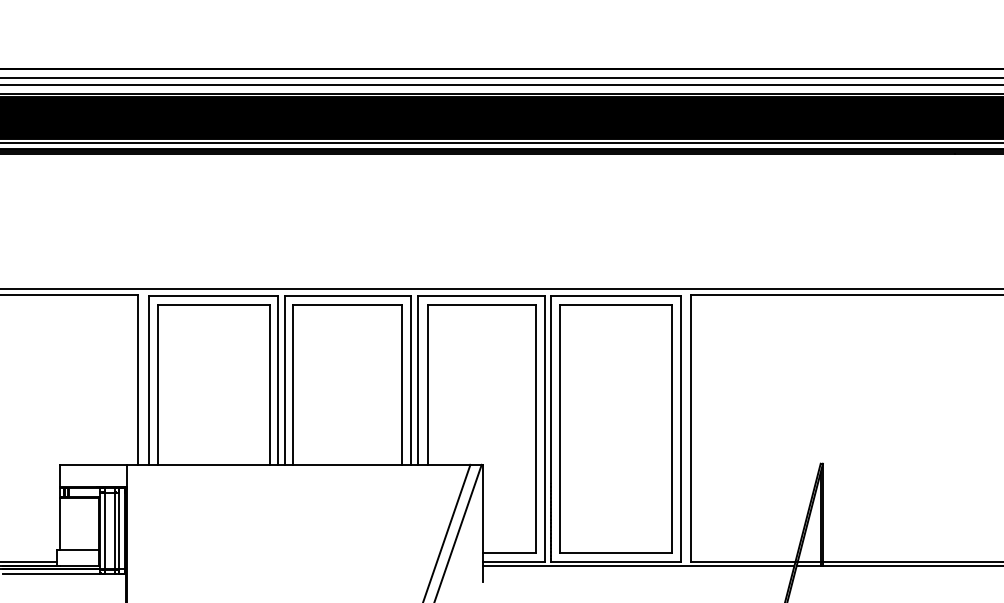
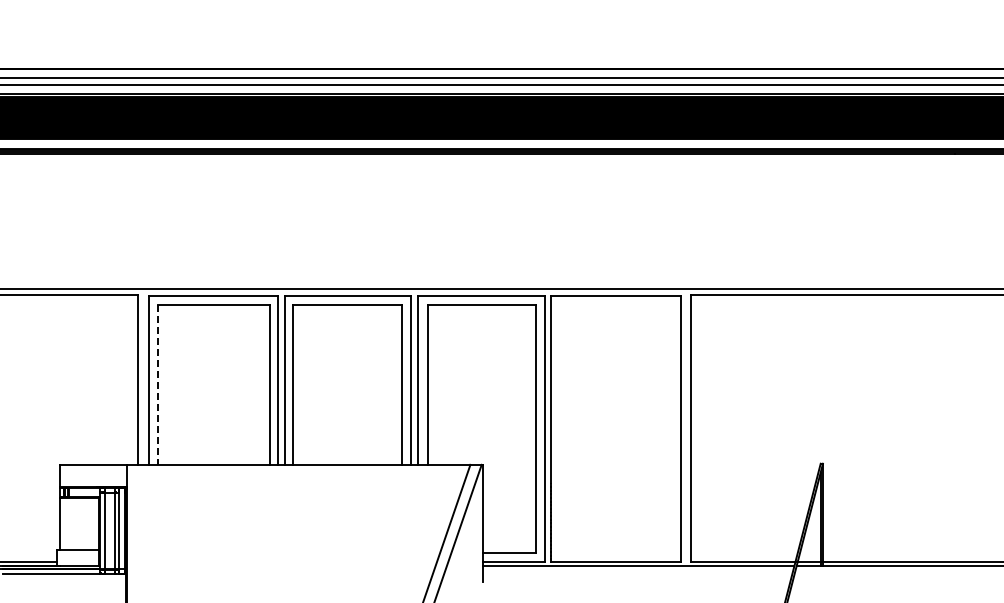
line: present -> none (501, 143)
line: solid -> dashed (157, 385)
part: present -> none (615, 428)
